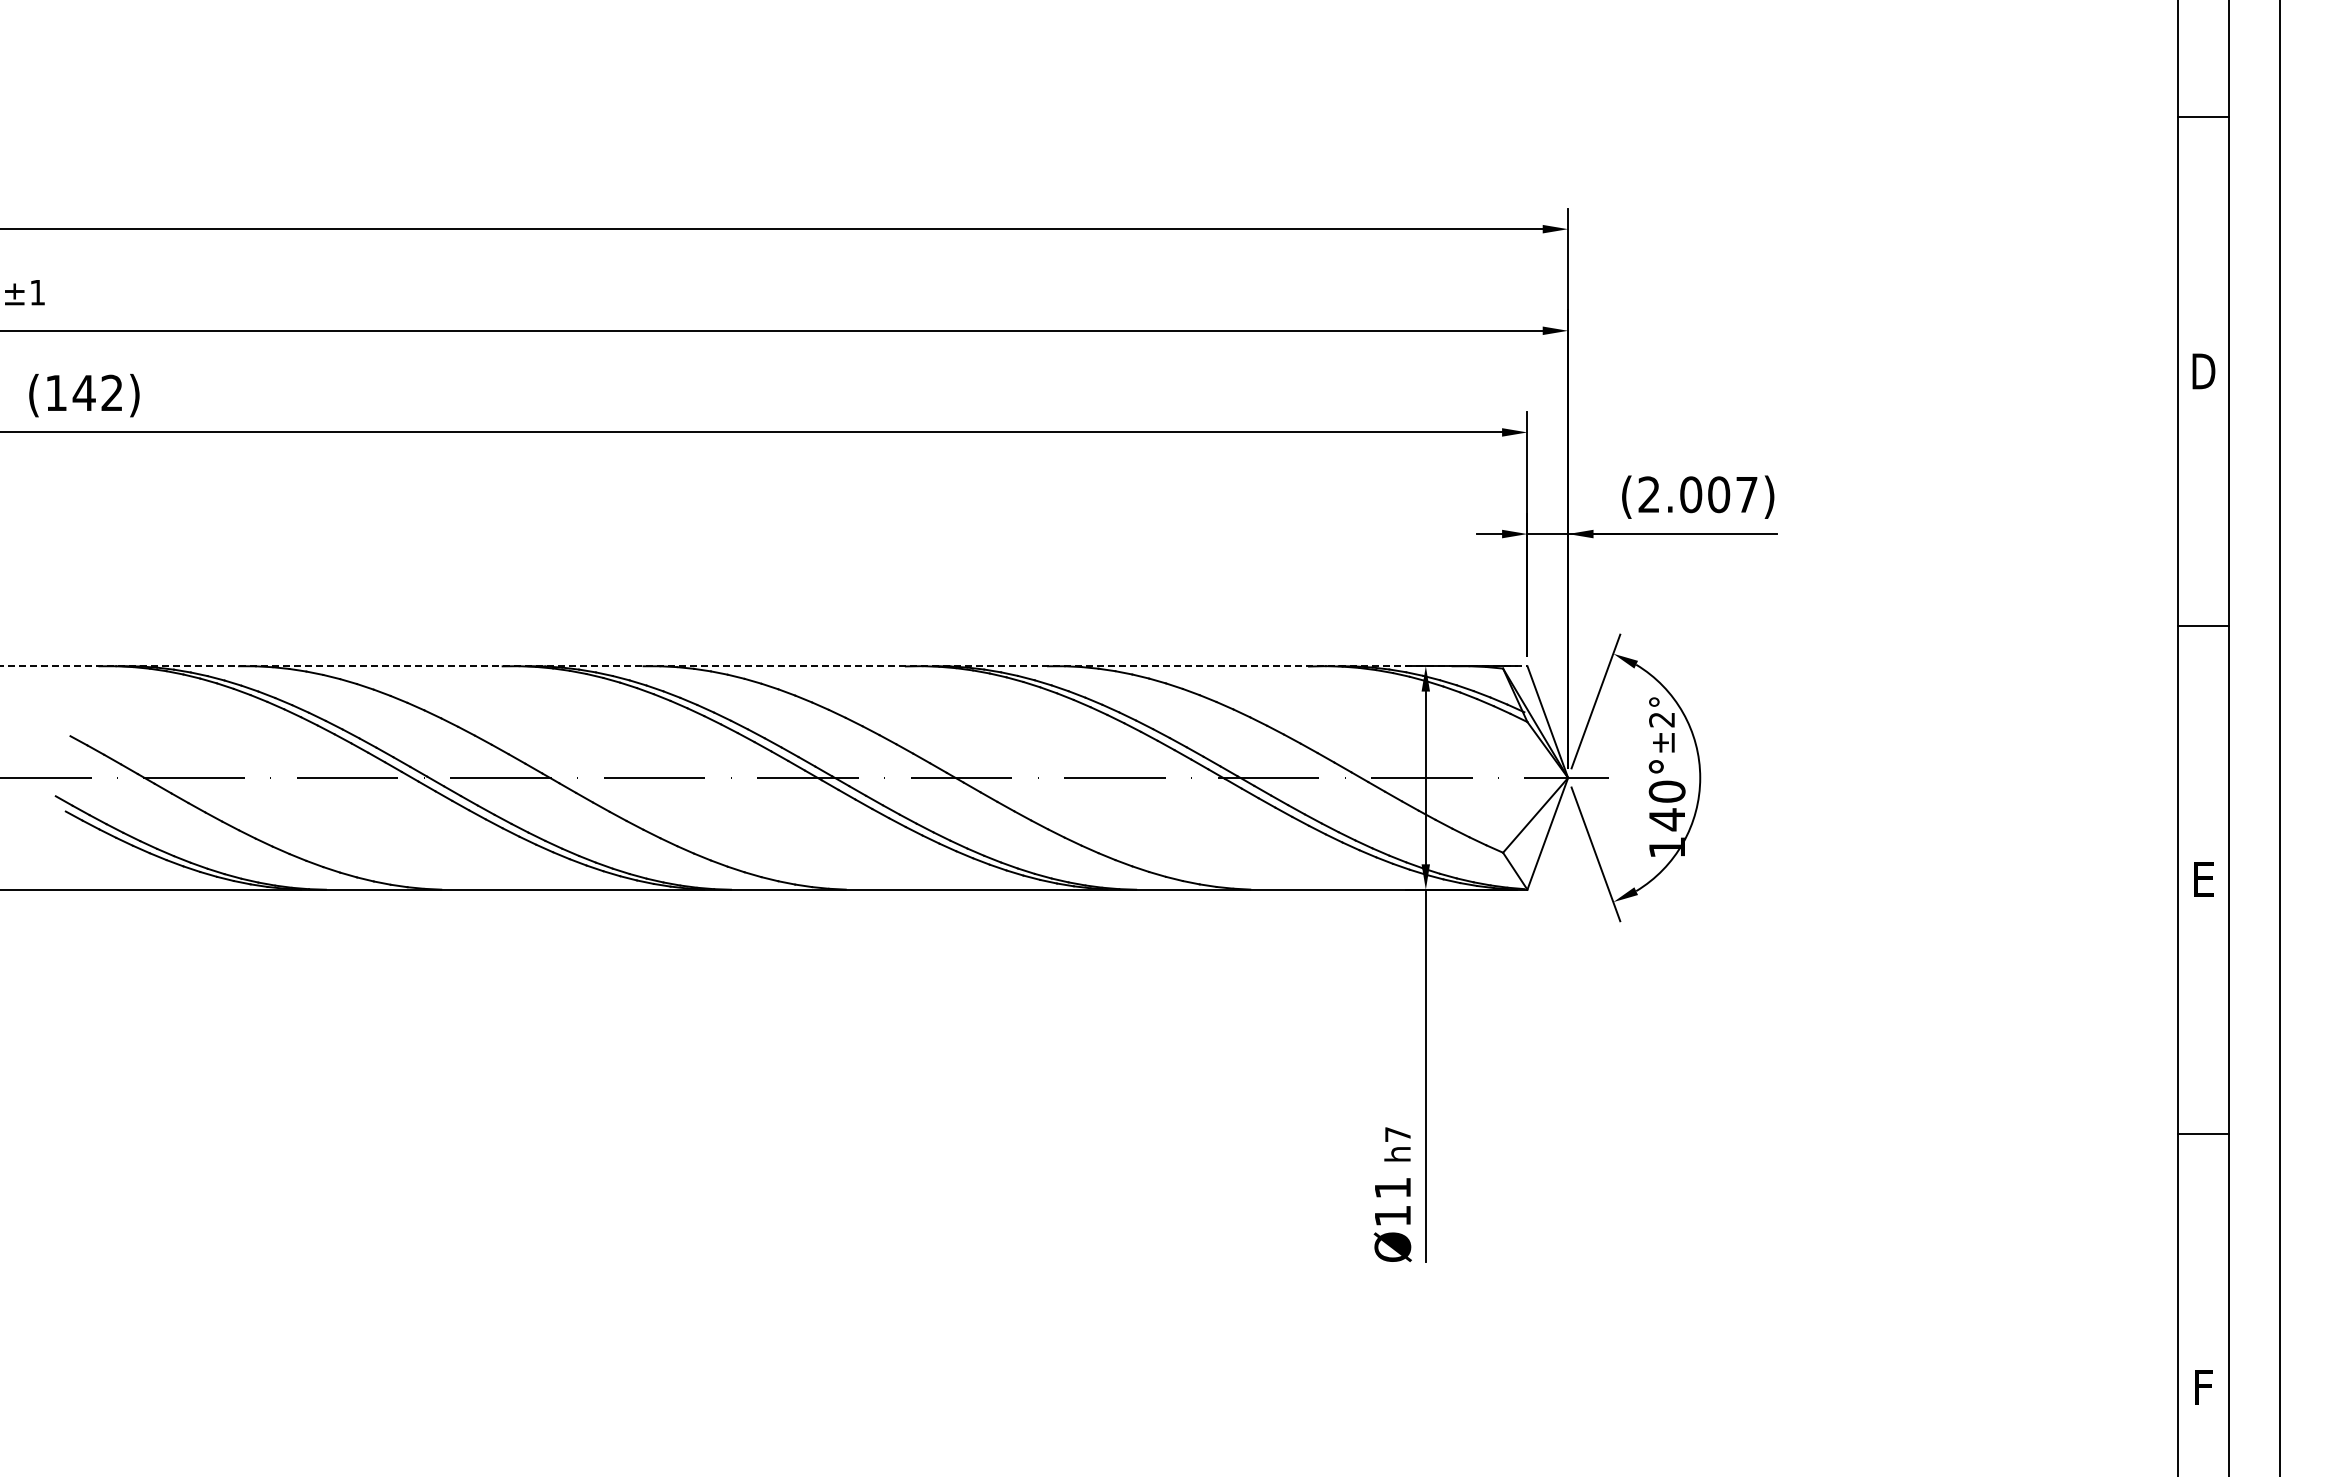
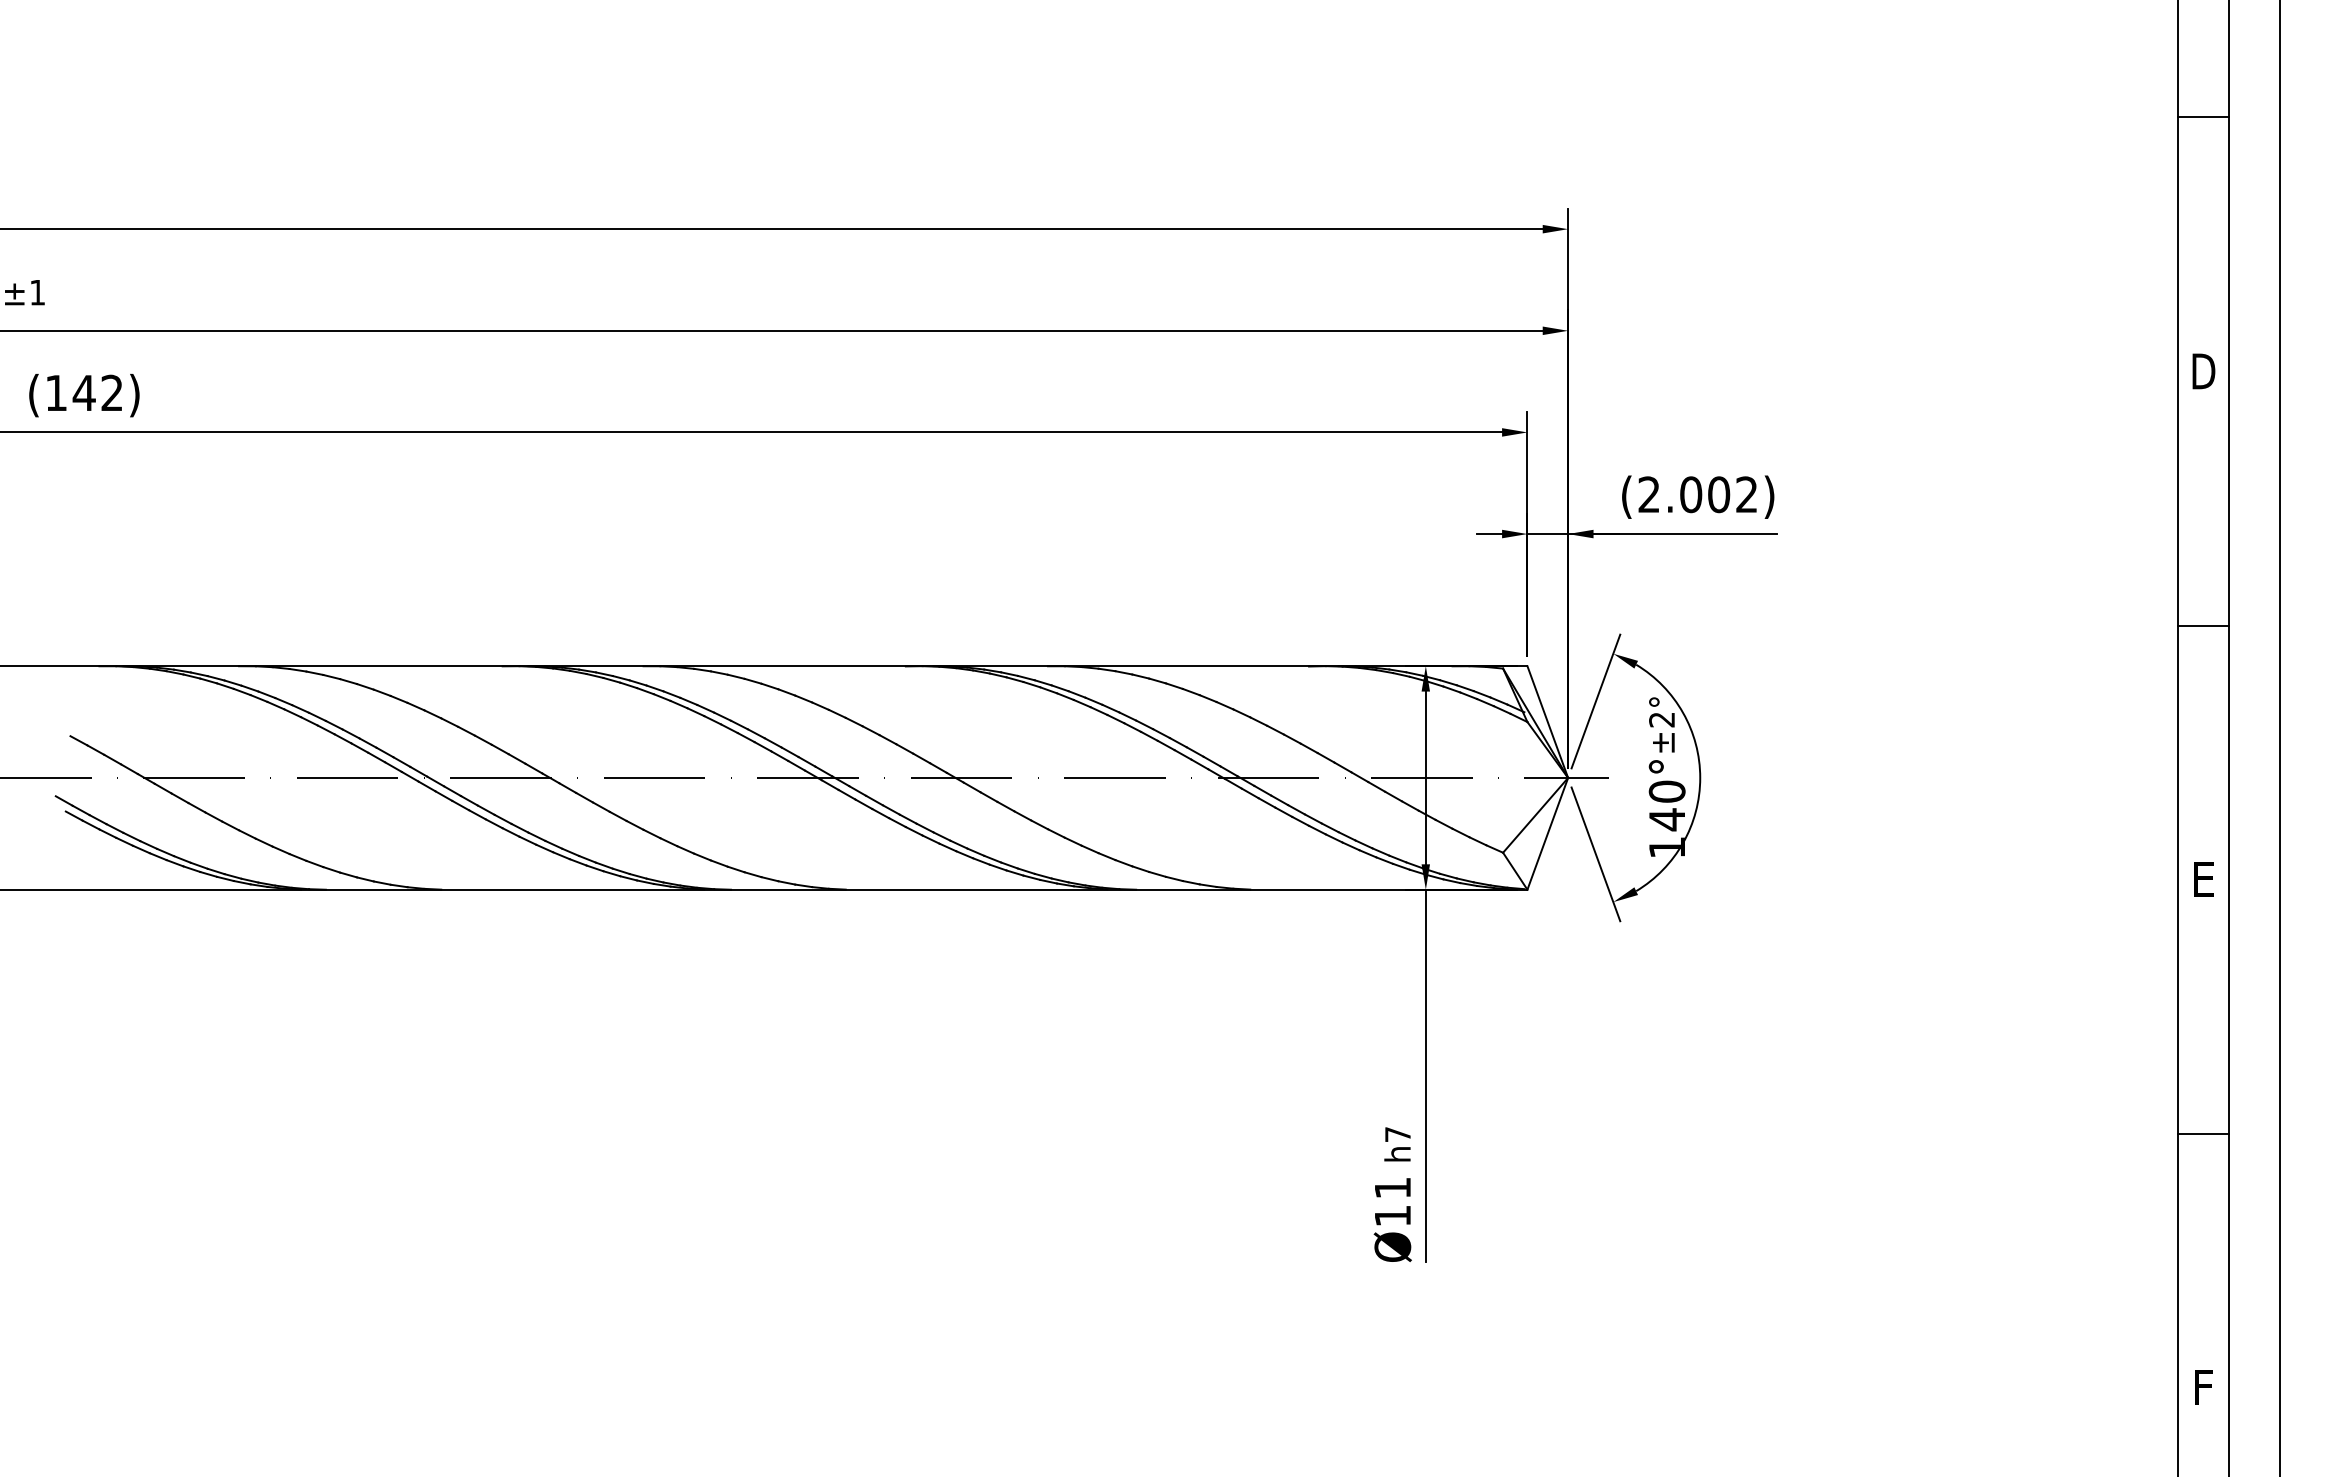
text: (2.007) -> (2.002) (1746, 494)
line: dashed -> solid (764, 666)
